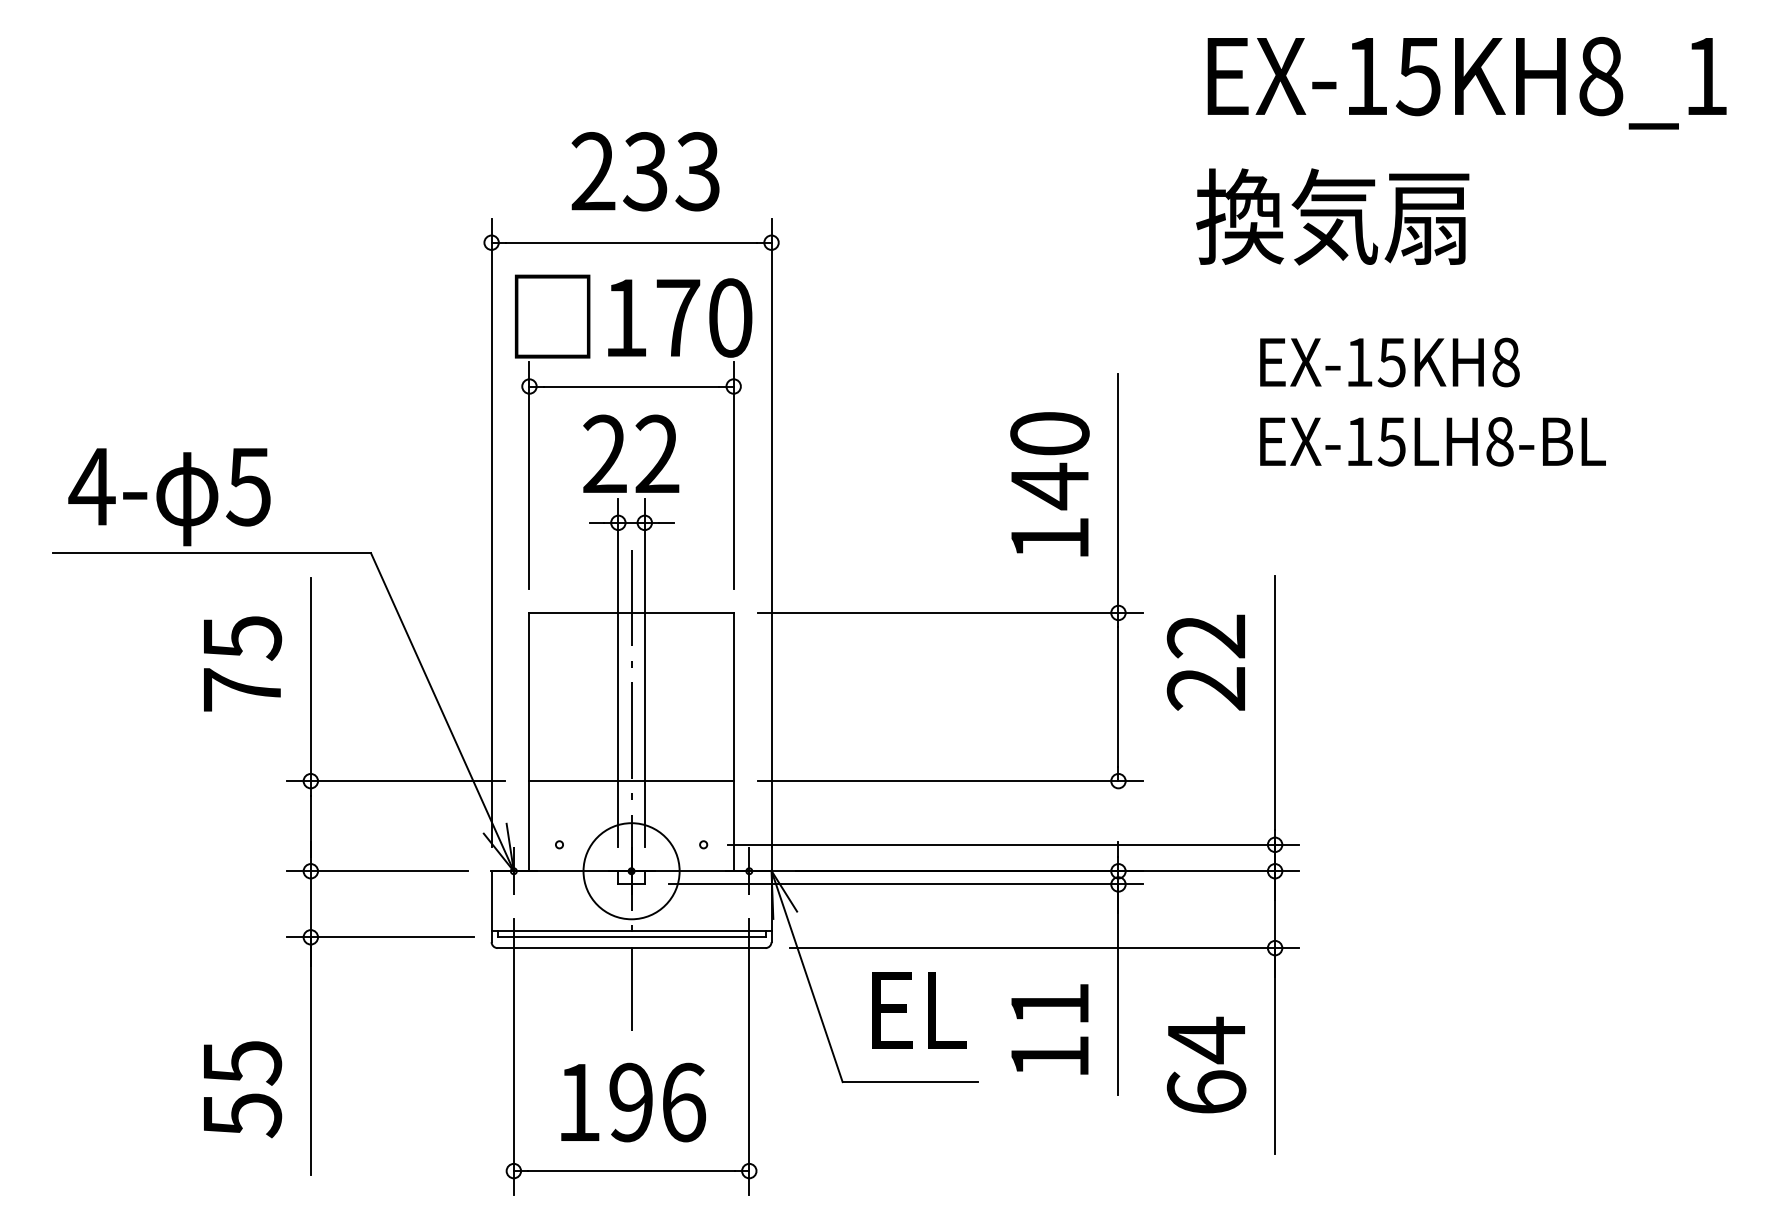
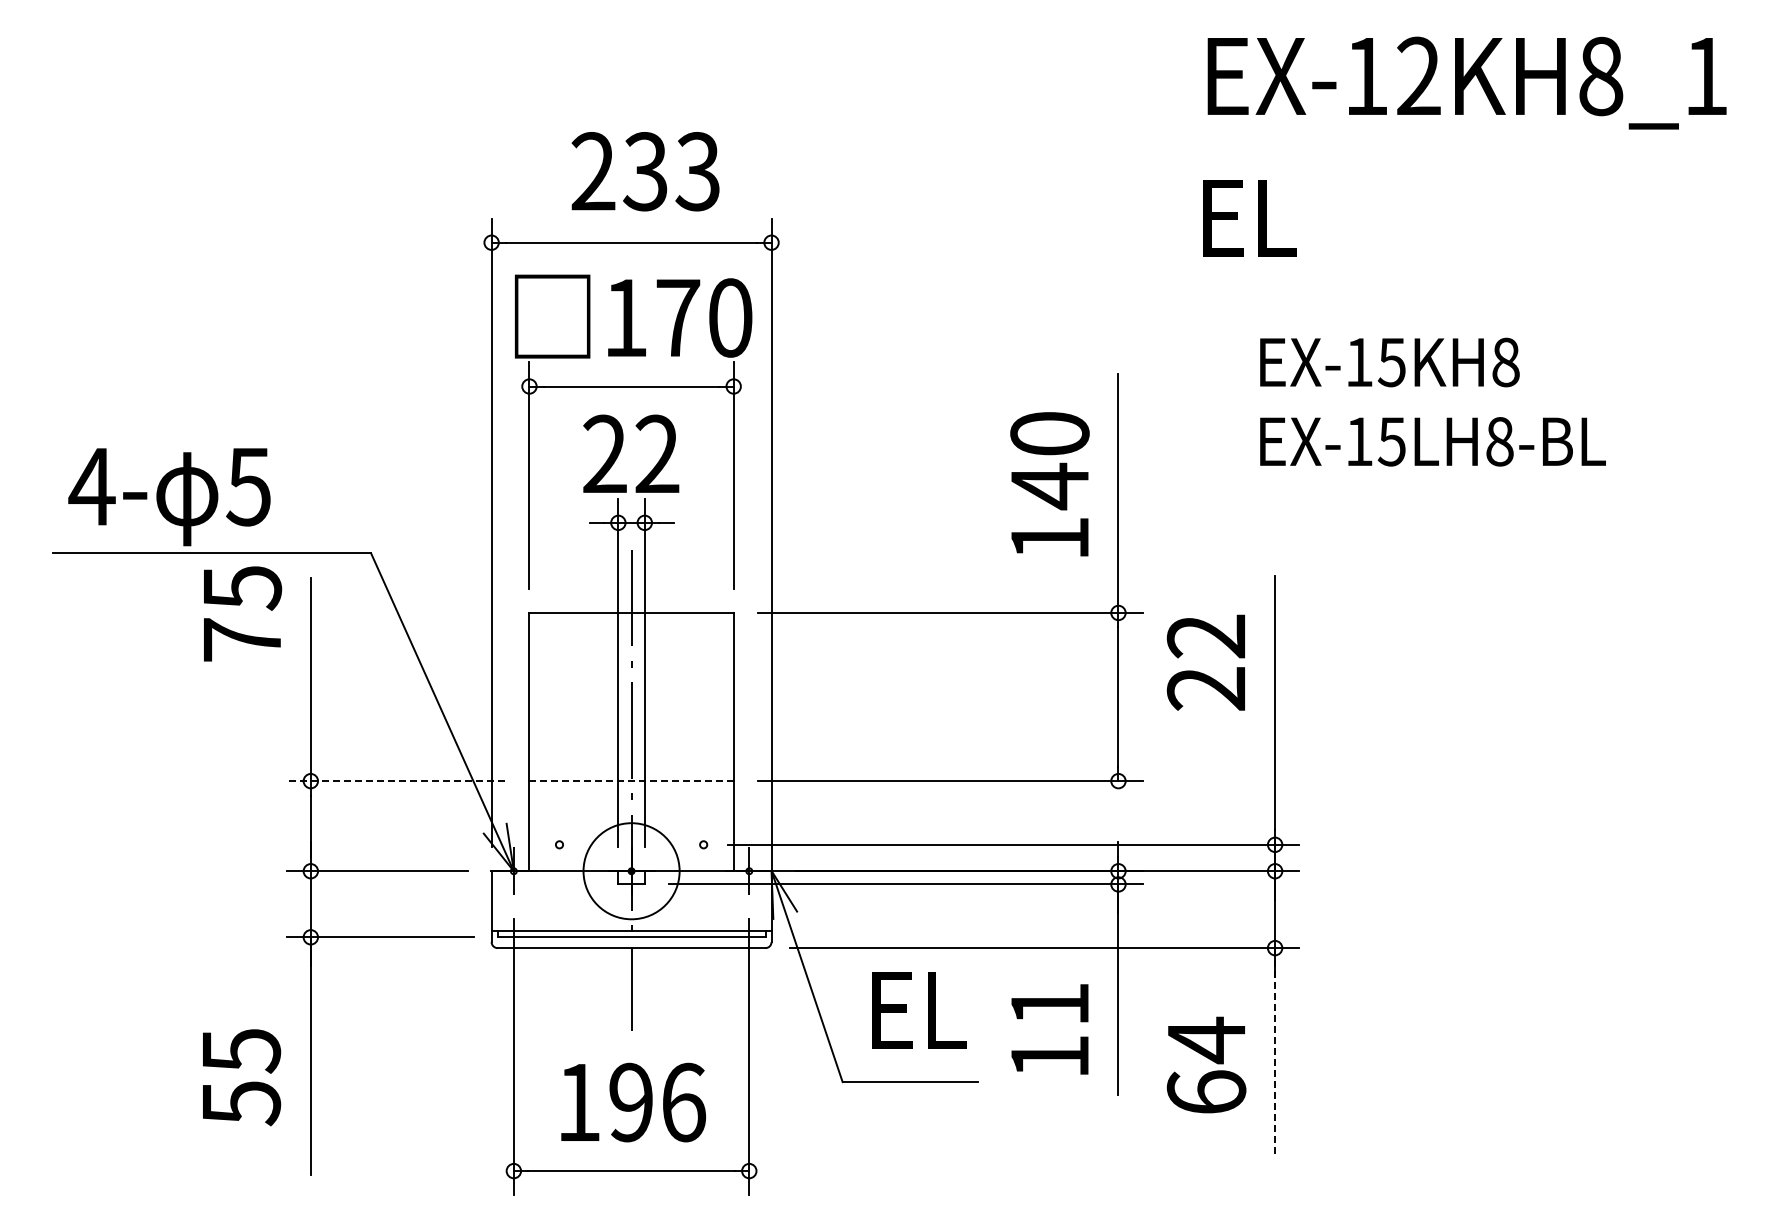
text: EX-15KH8_1 -> EX-12KH8_1 (1417, 76)
text: 換気扇 -> EL (1332, 216)
text position: (243, 663) -> (243, 613) (243, 613)
line: solid -> dashed (395, 781)
line: solid -> dashed (632, 781)
line: solid -> dashed (1275, 1051)
text position: (243, 1089) -> (242, 1077) (242, 1077)
